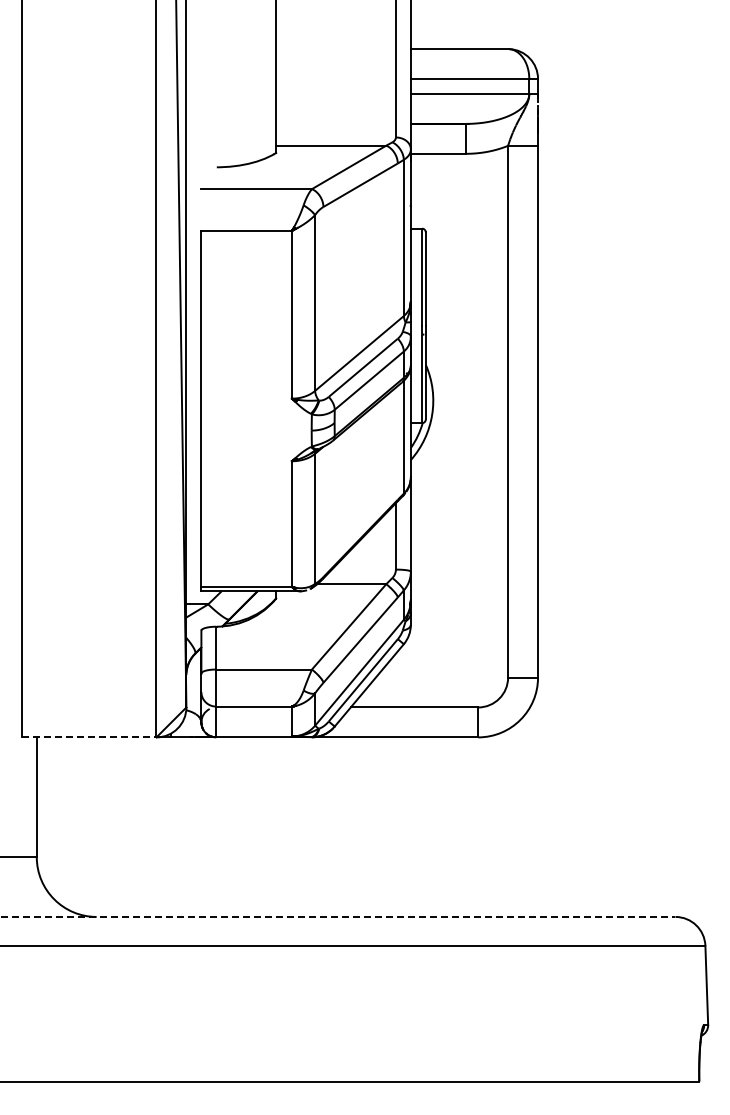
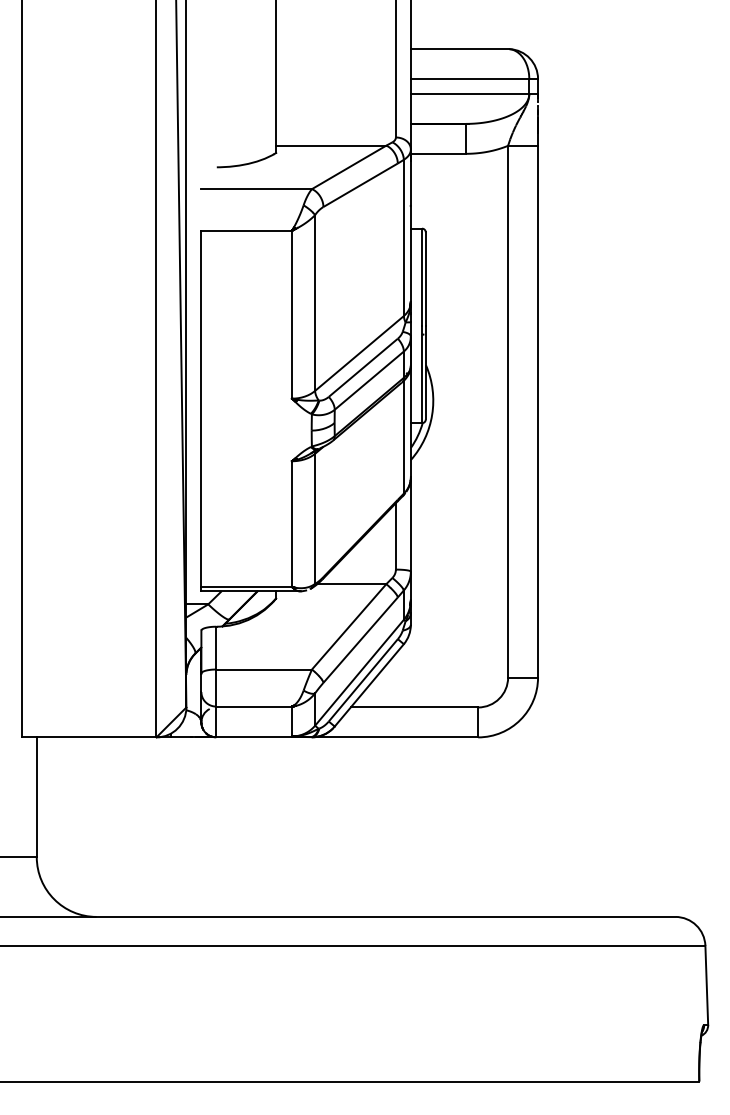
line: dashed -> solid (89, 737)
line: dashed -> solid (338, 916)
